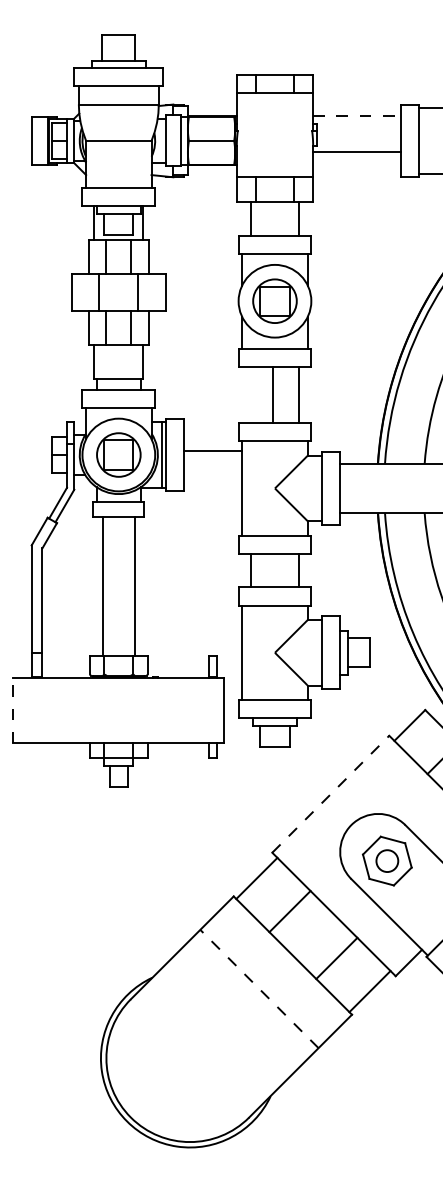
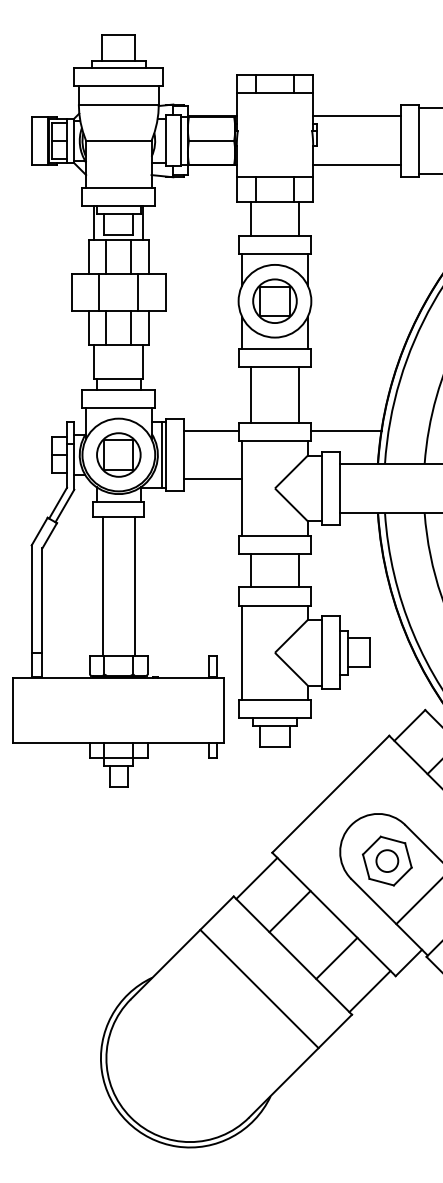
line: dashed -> solid (357, 116)
line position: (356, 152) -> (356, 165) (356, 165)
line position: (272, 394) -> (250, 394) (250, 394)
line: none -> present (211, 430)
line: none -> present (346, 430)
line position: (213, 451) -> (213, 479) (213, 479)
line: dashed -> solid (13, 710)
line: dashed -> solid (330, 794)
line: none -> present (417, 902)
line: dashed -> solid (259, 989)
